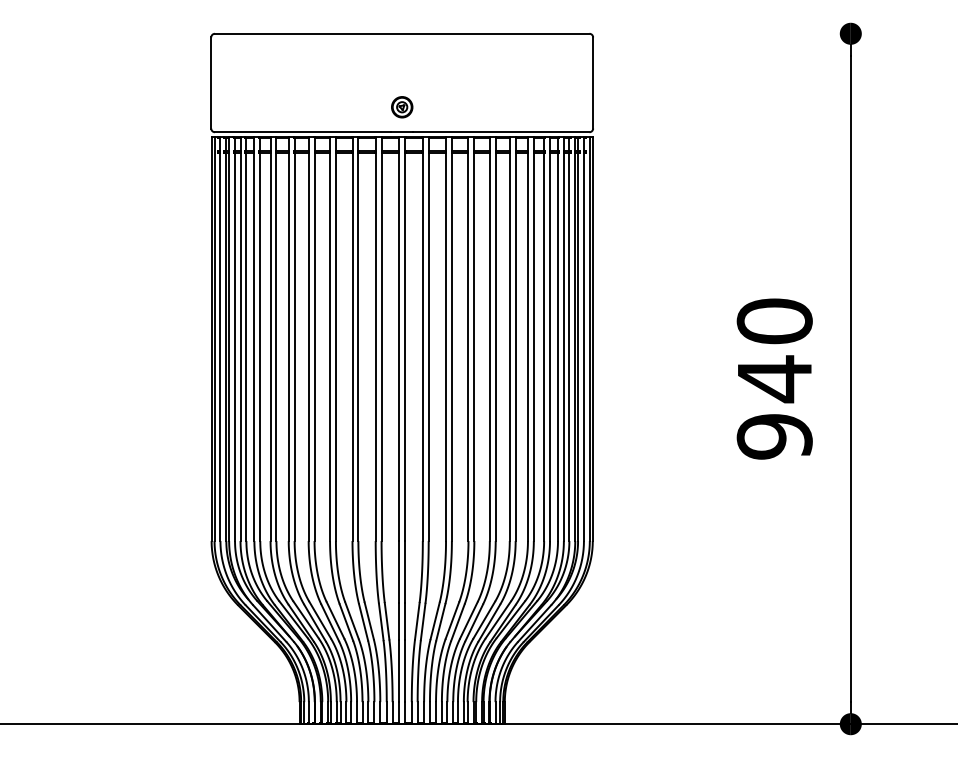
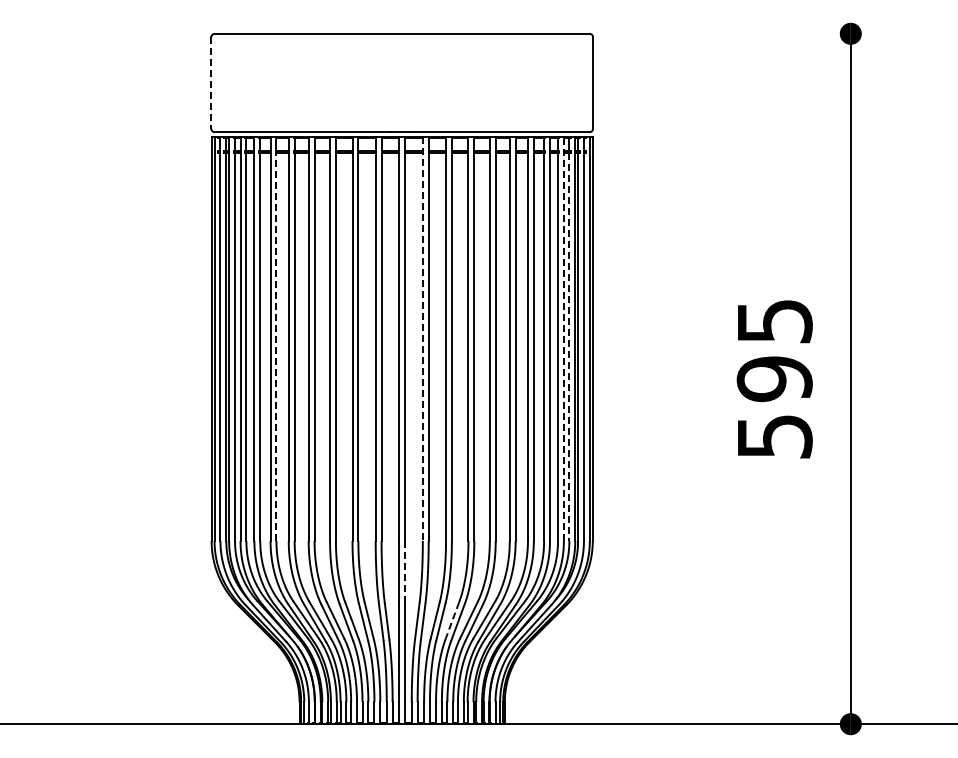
line: solid -> dashed (211, 83)
part: present -> none (402, 107)
line: solid -> dashed (563, 338)
line: solid -> dashed (422, 339)
line: solid -> dashed (276, 346)
line: solid -> dashed (569, 347)
text: 940 -> 595 (774, 378)
line: solid -> dashed (405, 571)
line: solid -> dashed (452, 621)
